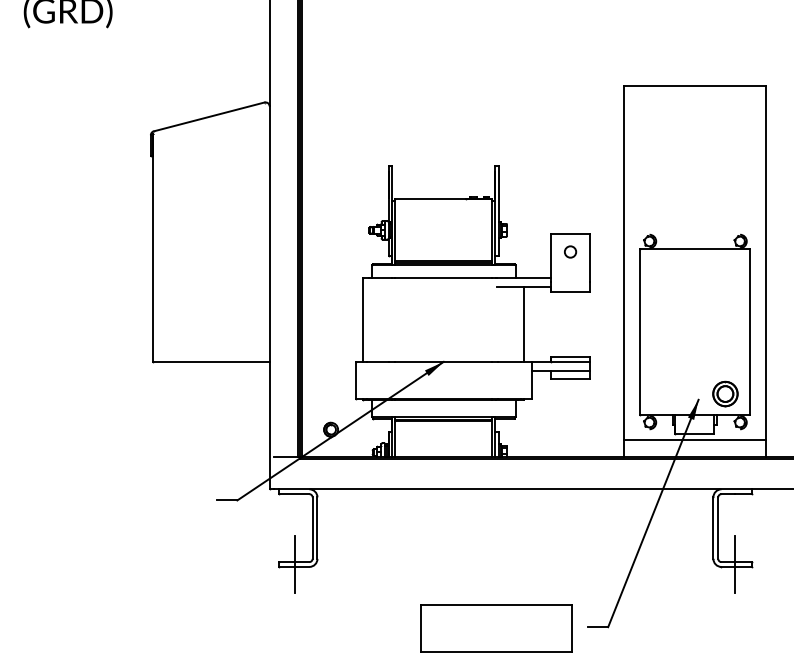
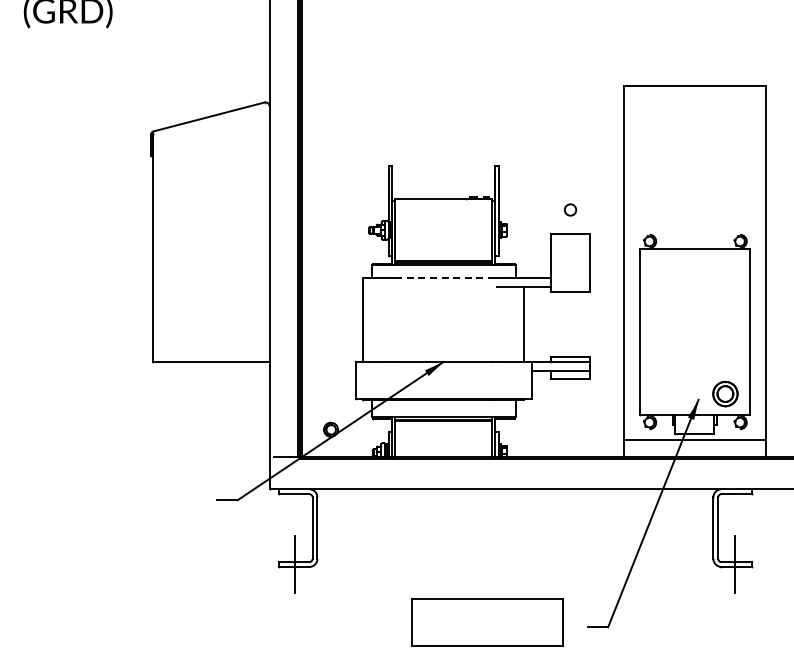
circle position: (570, 251) -> (570, 209) (570, 209)
line: solid -> dashed (443, 278)
part position: (496, 628) -> (487, 622) (487, 622)
